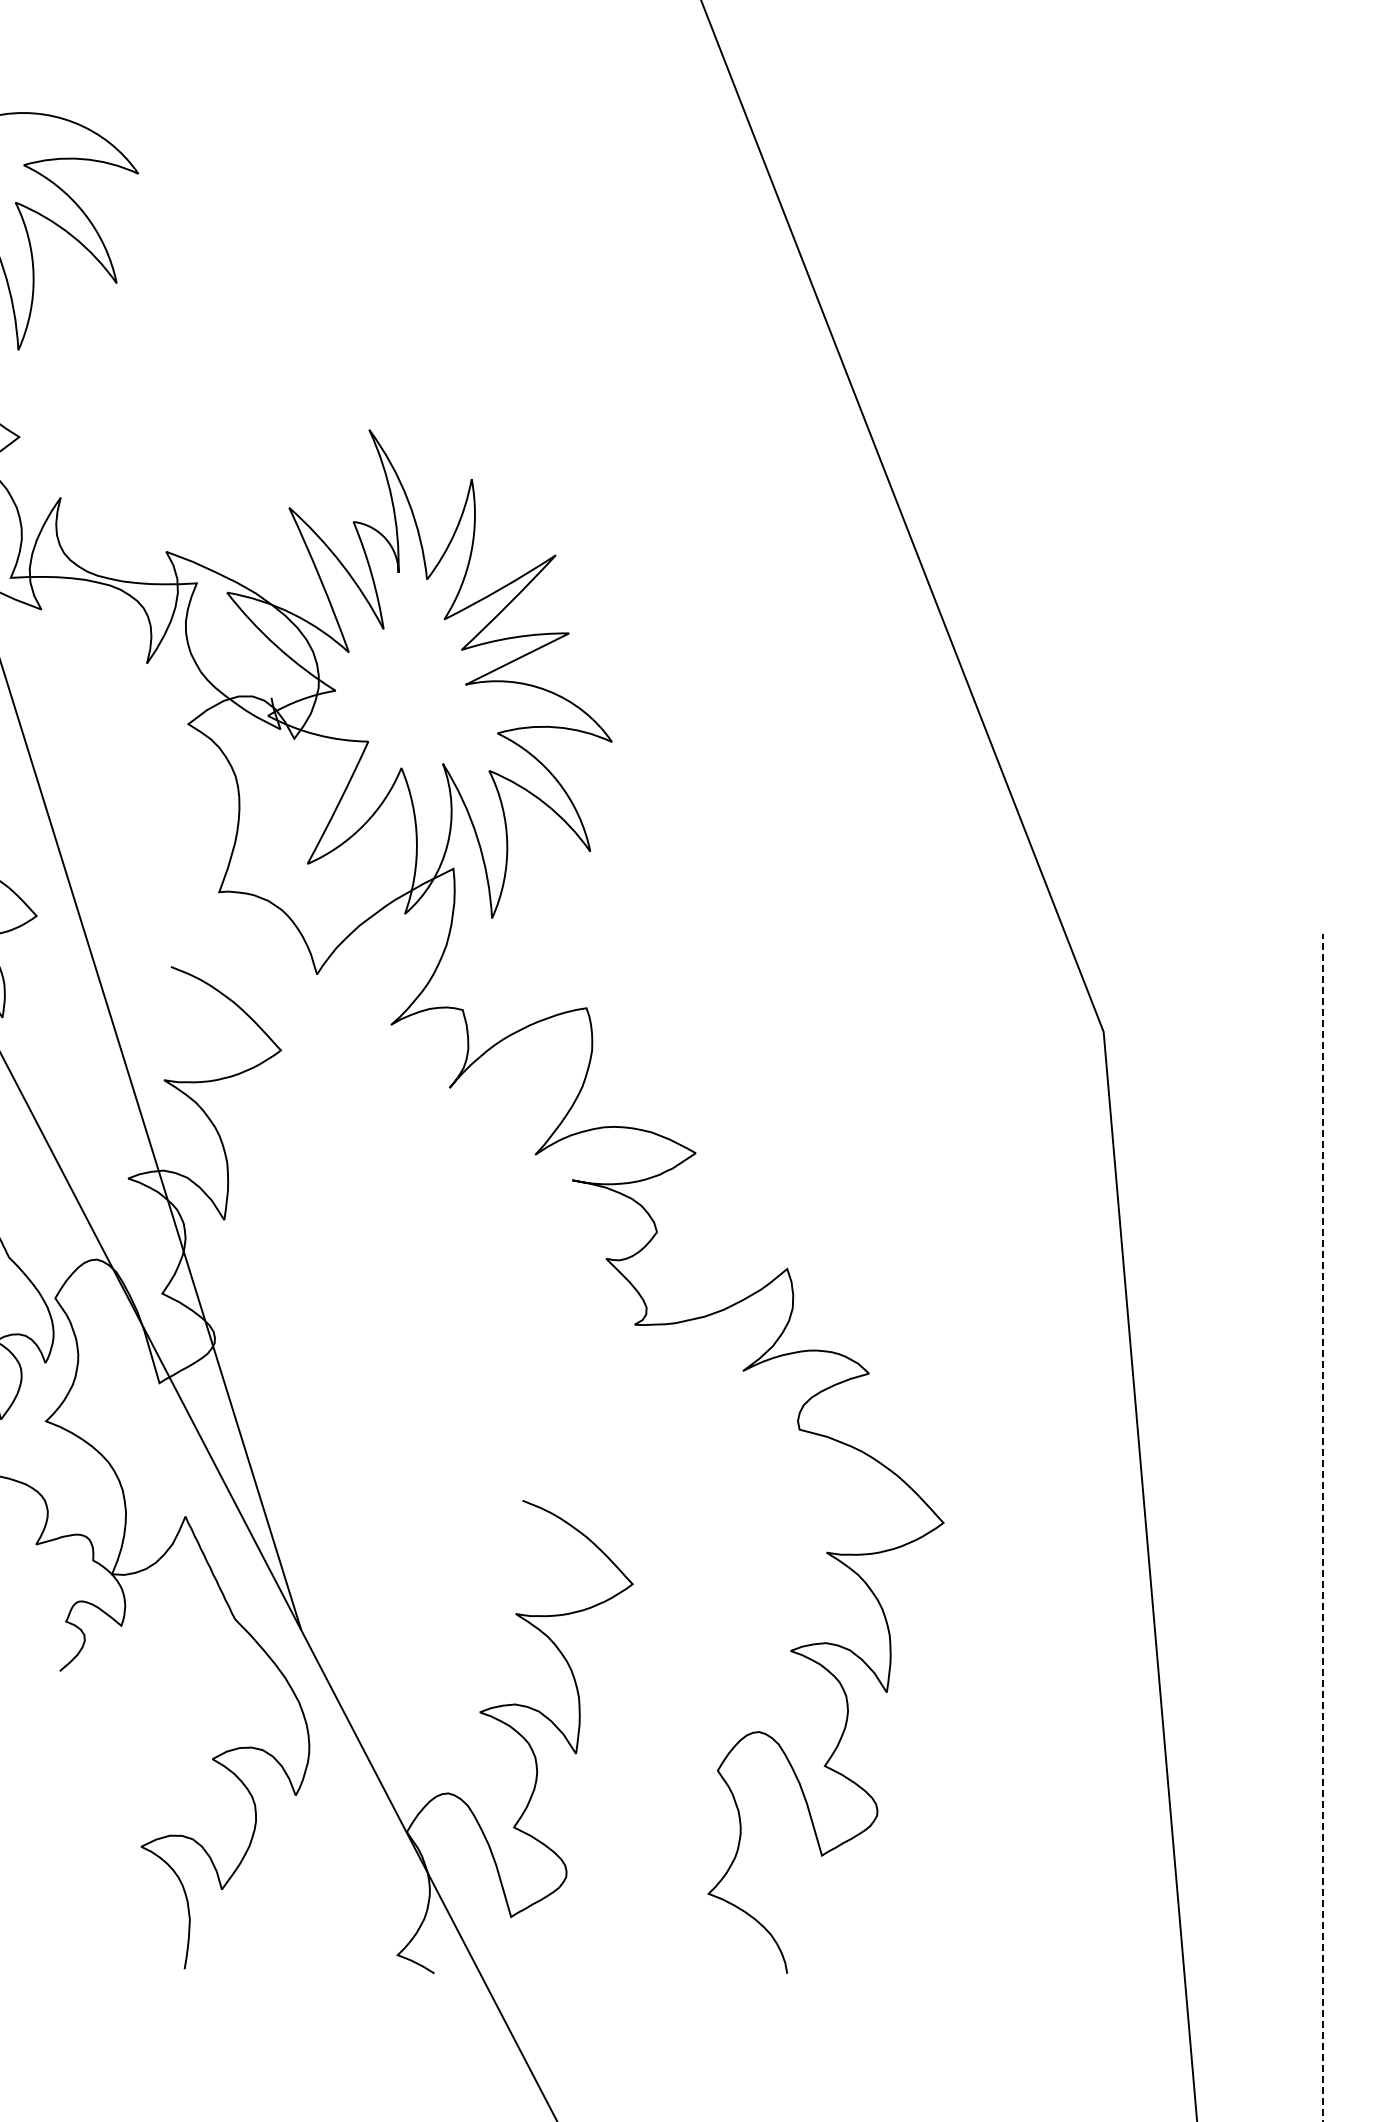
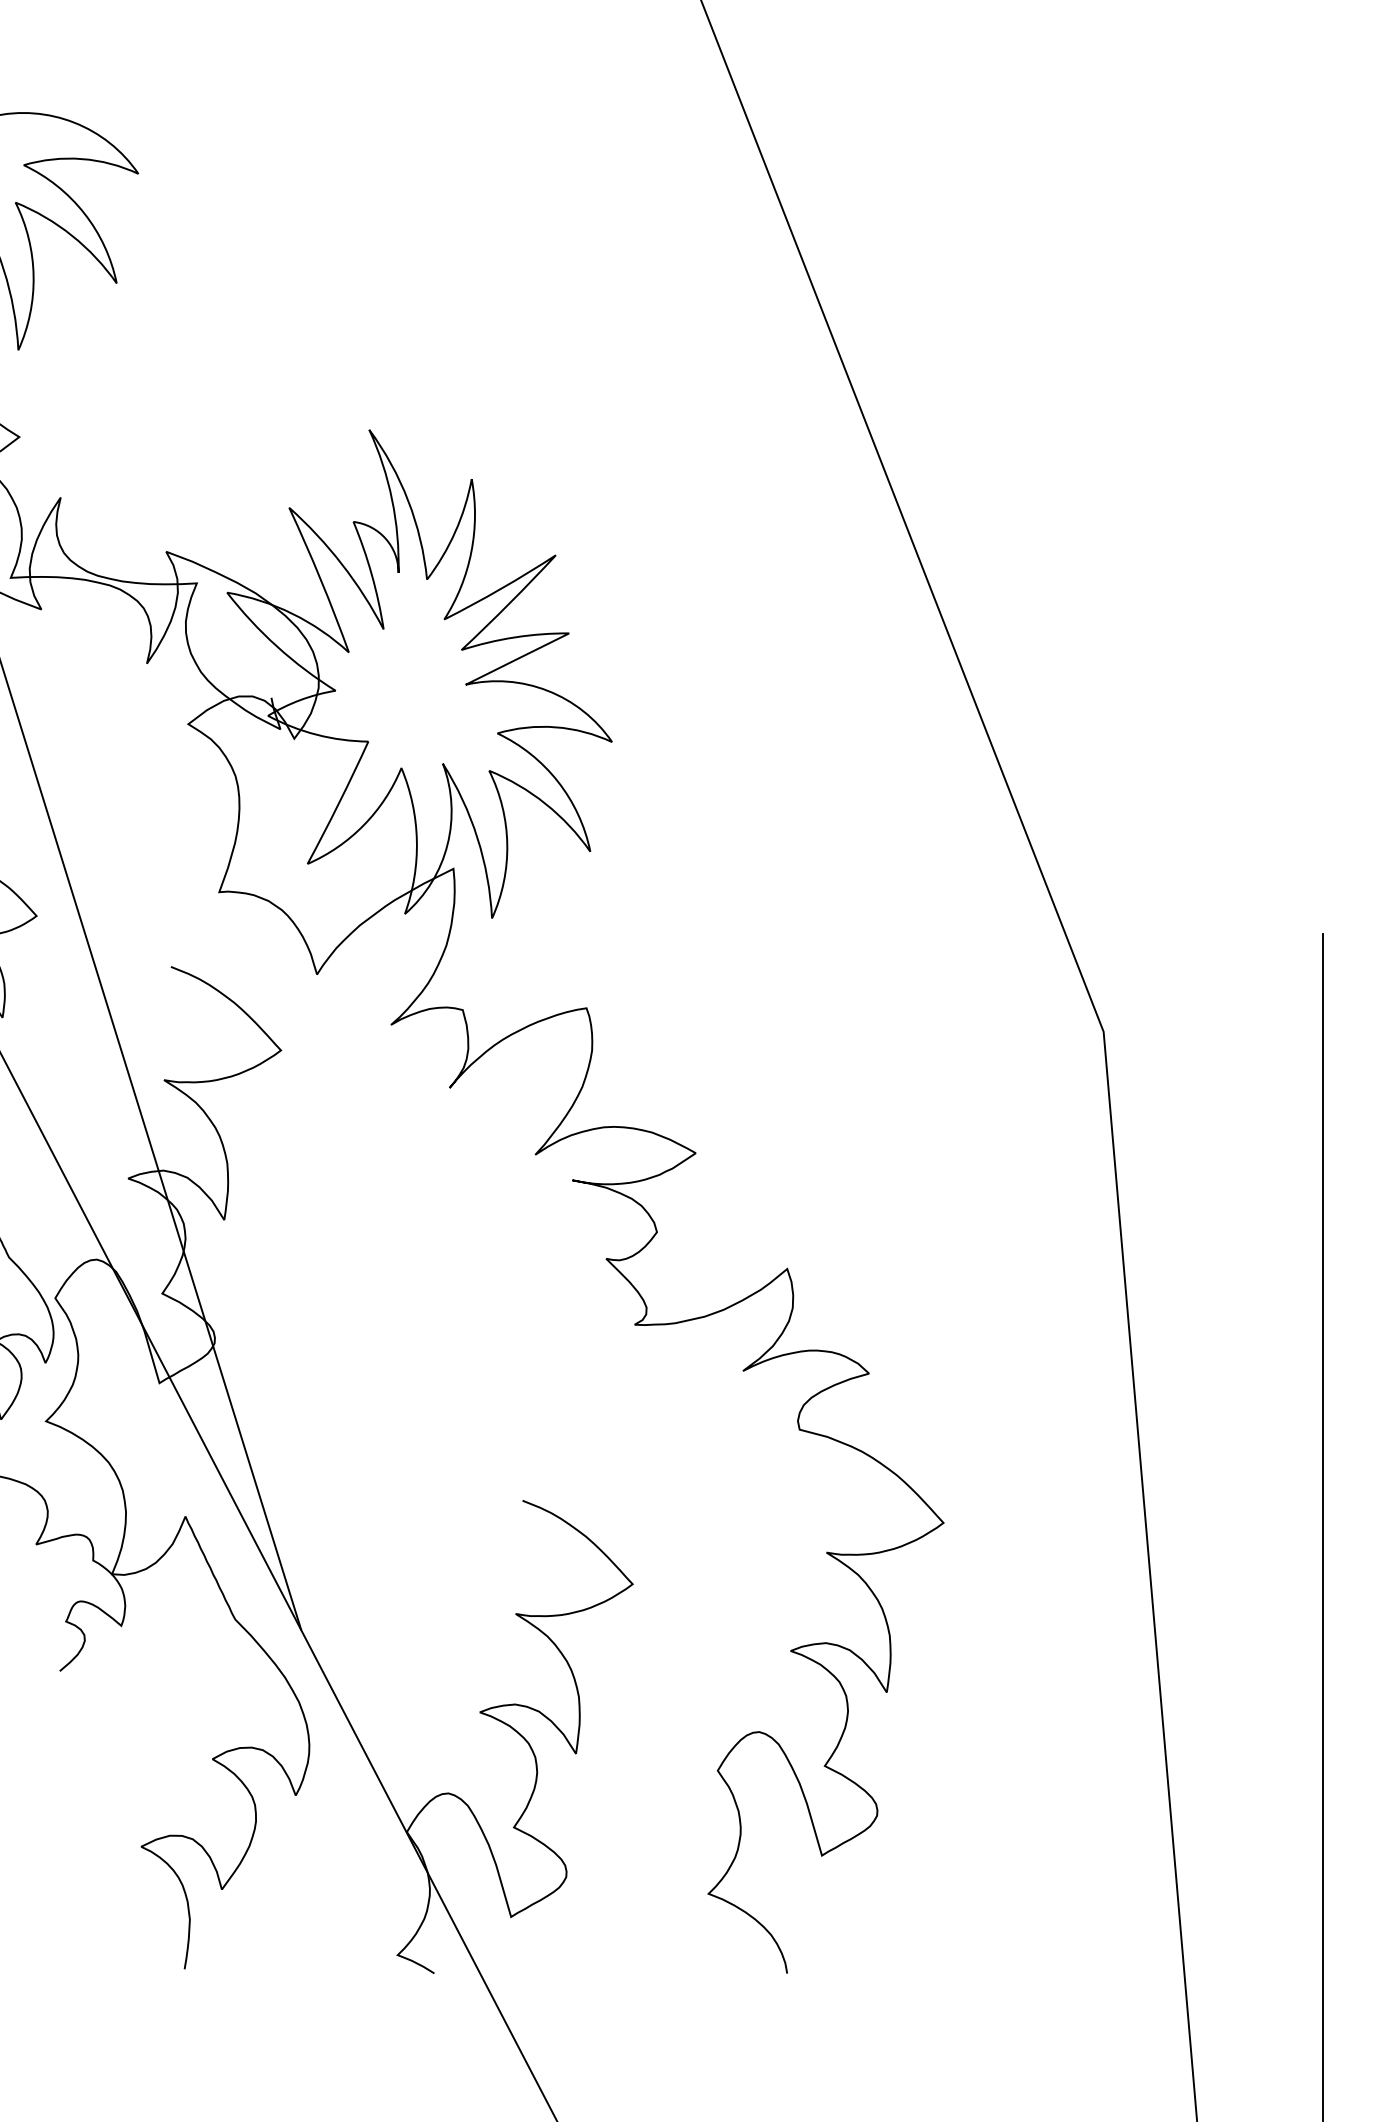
line: dashed -> solid (1323, 1527)
